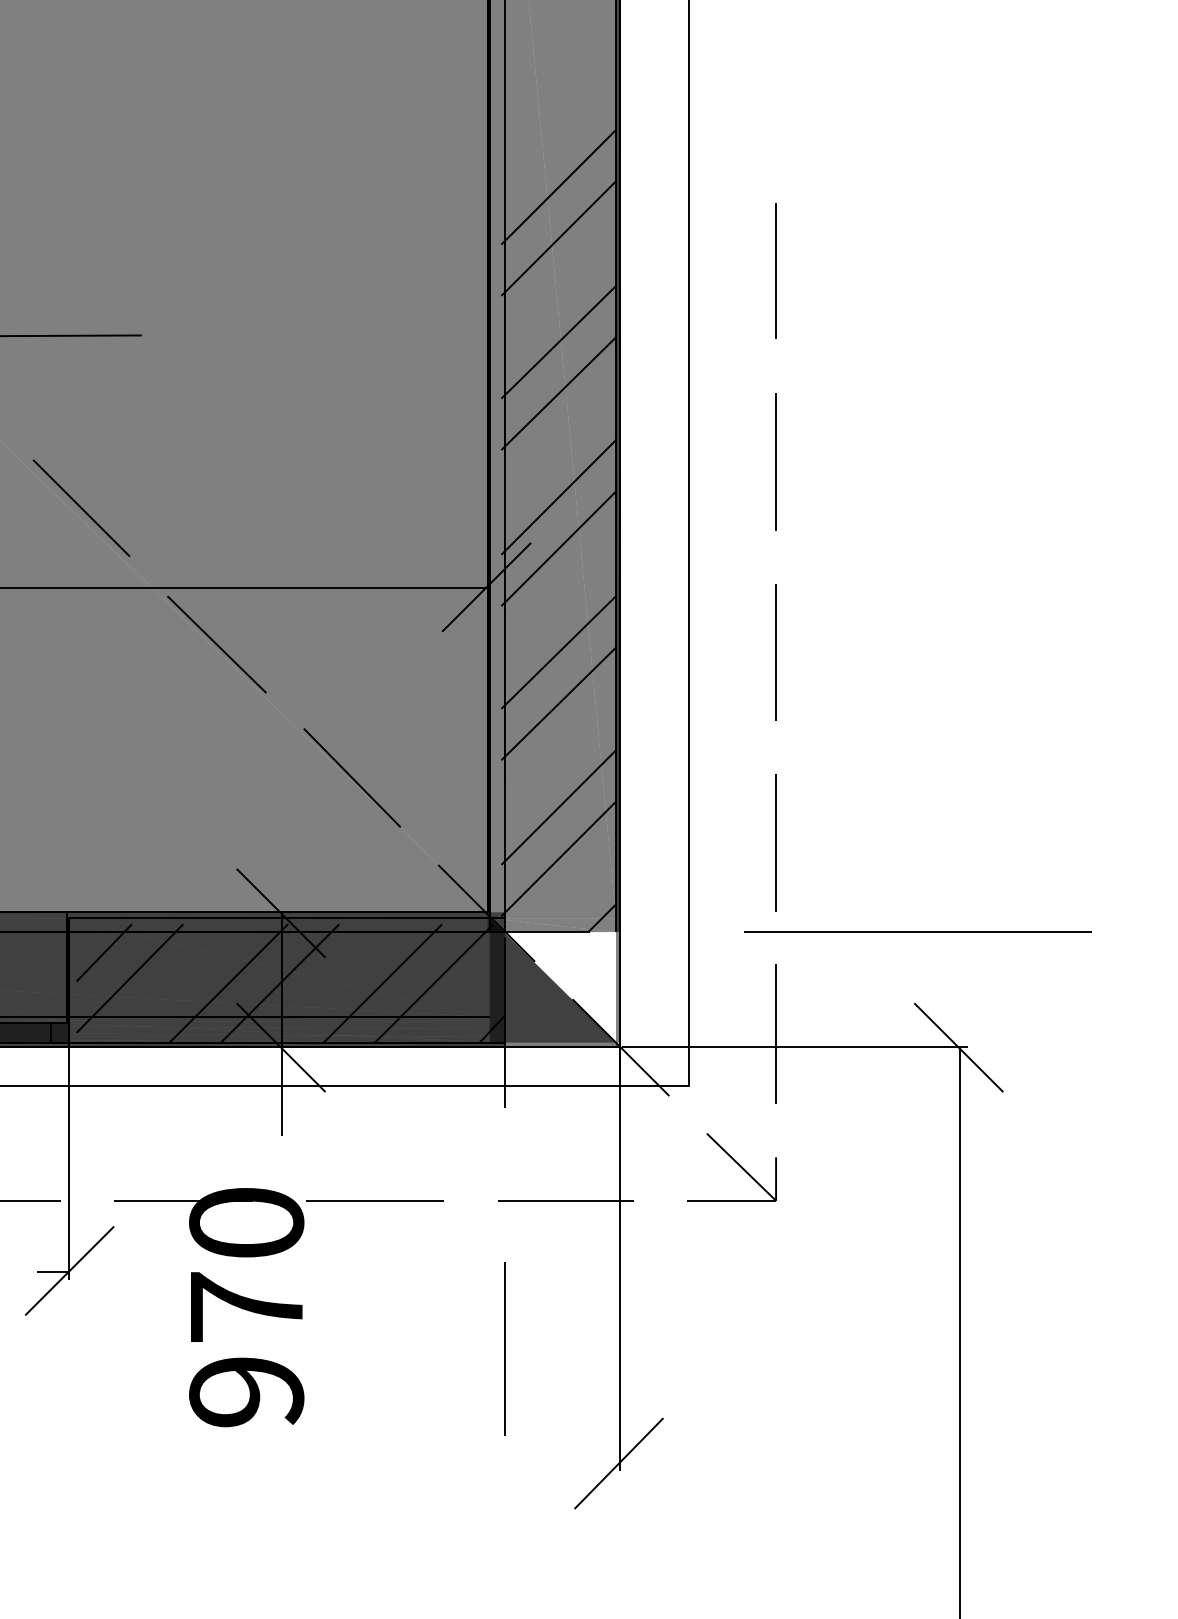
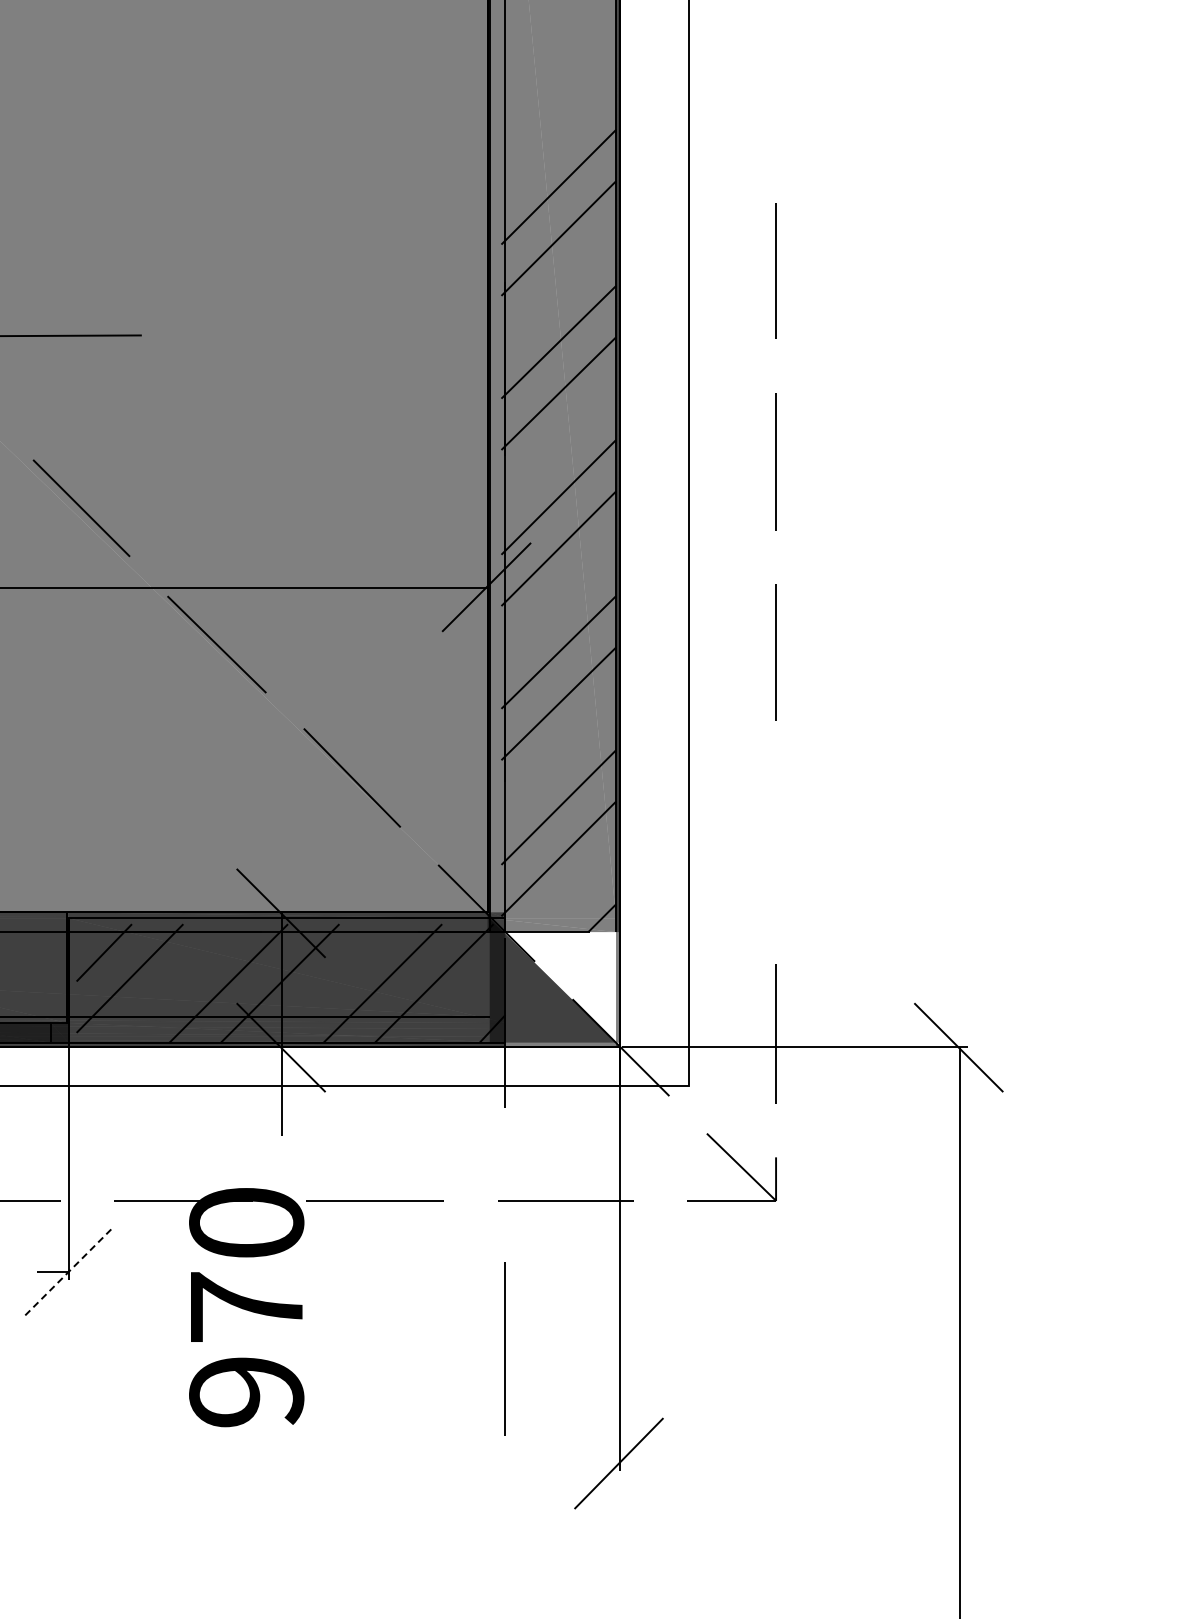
line: present -> none (775, 842)
line: present -> none (917, 931)
line: solid -> dashed (69, 1270)
